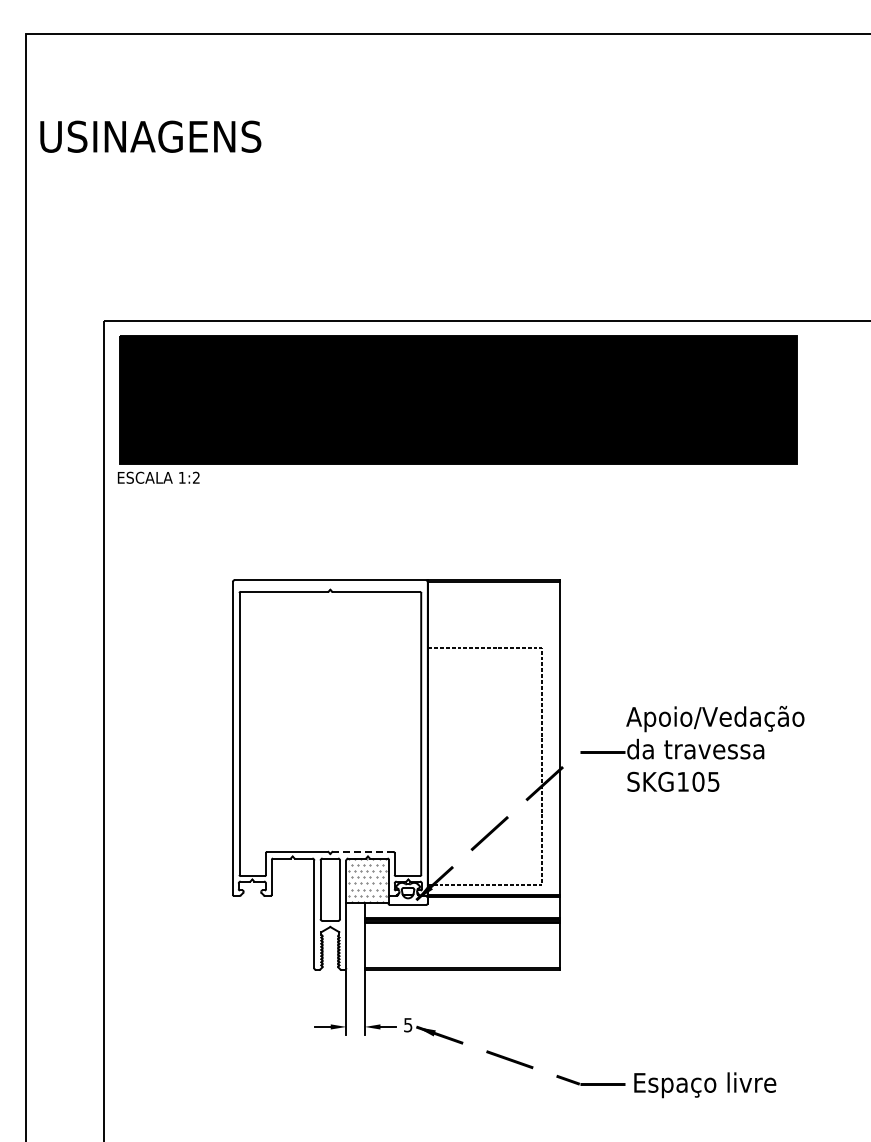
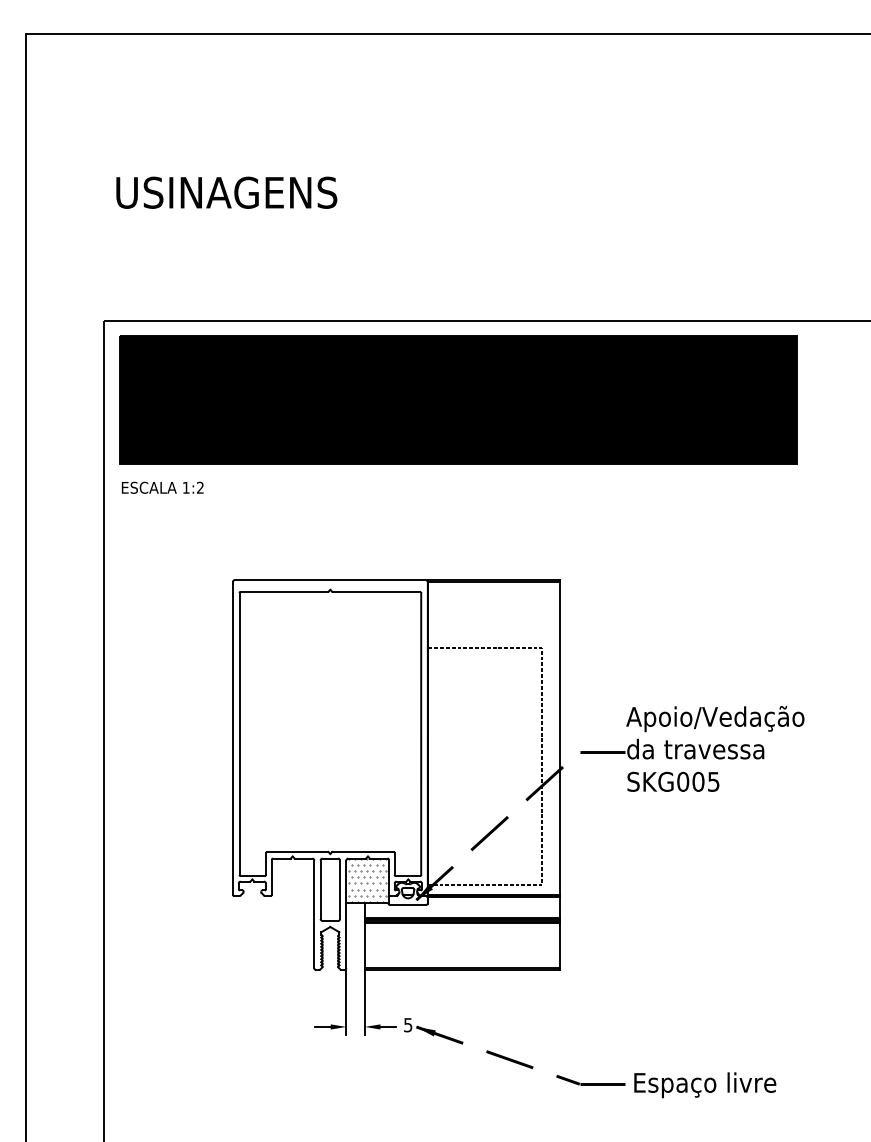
text position: (150, 136) -> (226, 192) (226, 192)
text position: (158, 477) -> (162, 487) (162, 487)
text: SKG105 -> SKG005 (683, 781)
line: dashed -> solid (362, 851)
